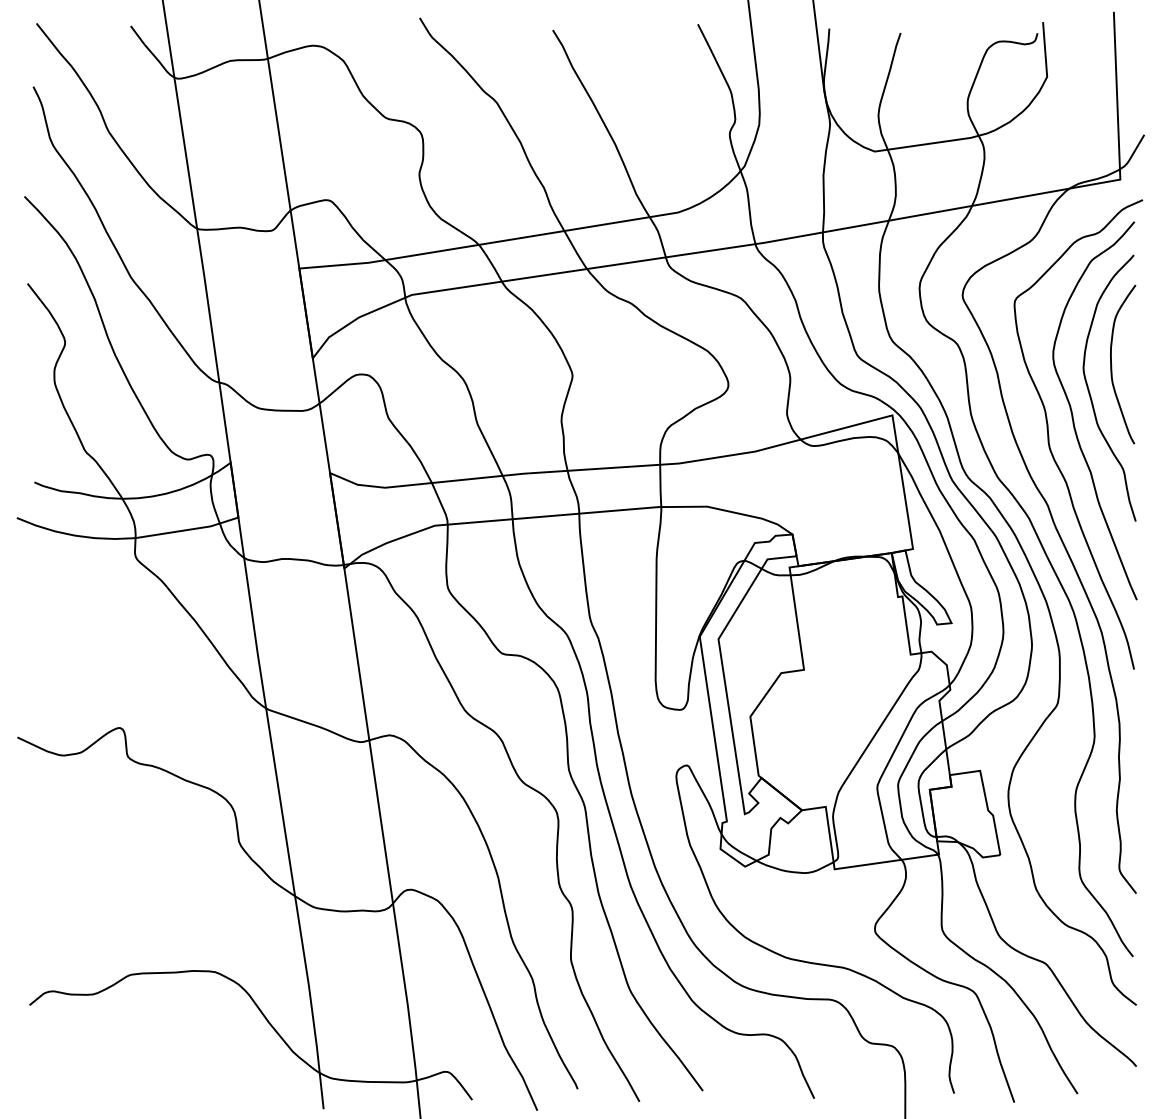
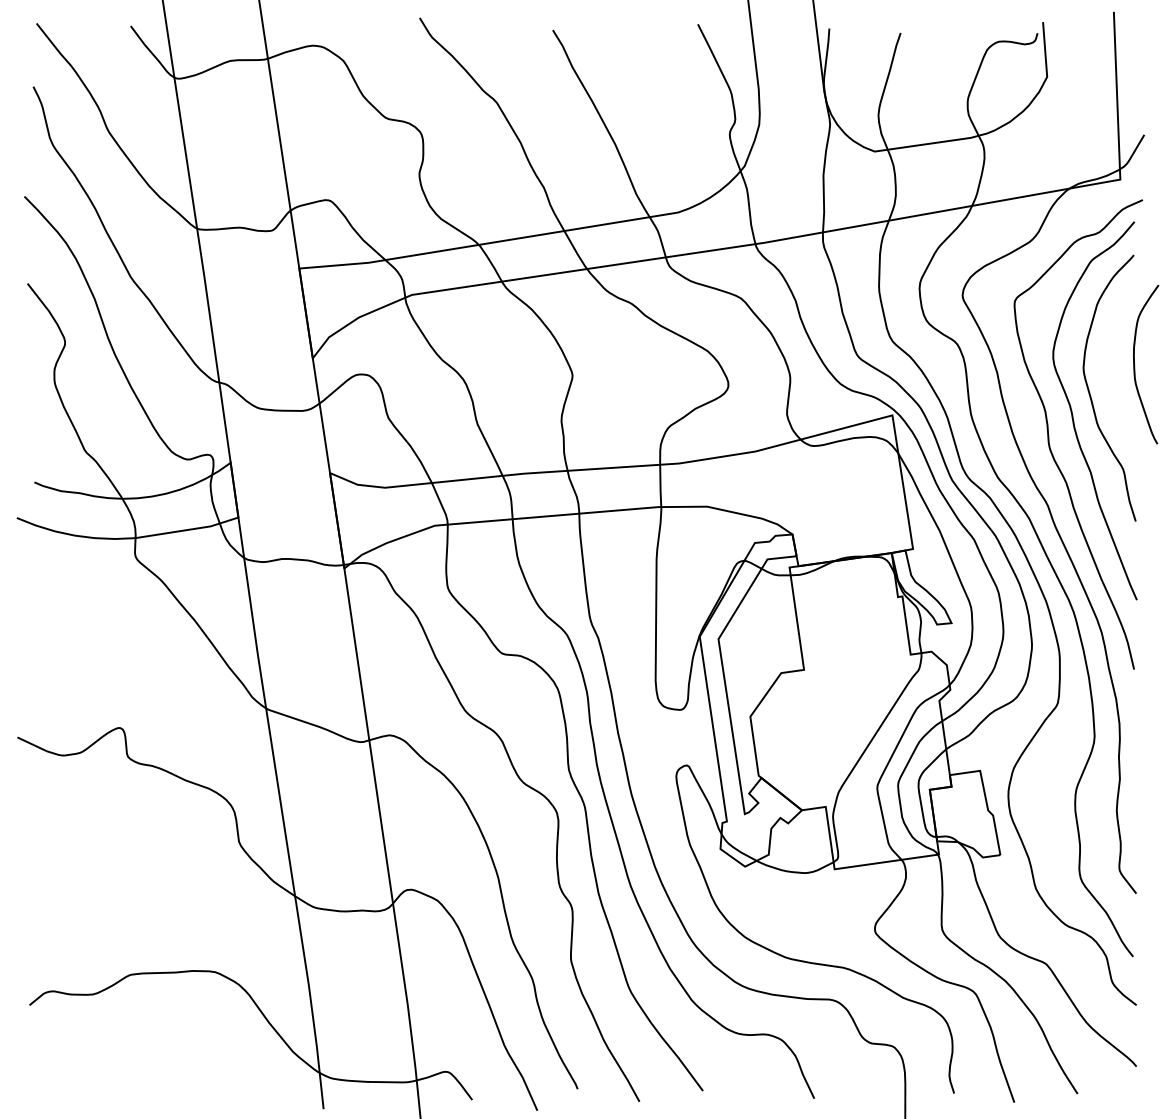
curve position: (1112, 365) -> (1135, 365) (1135, 365)
